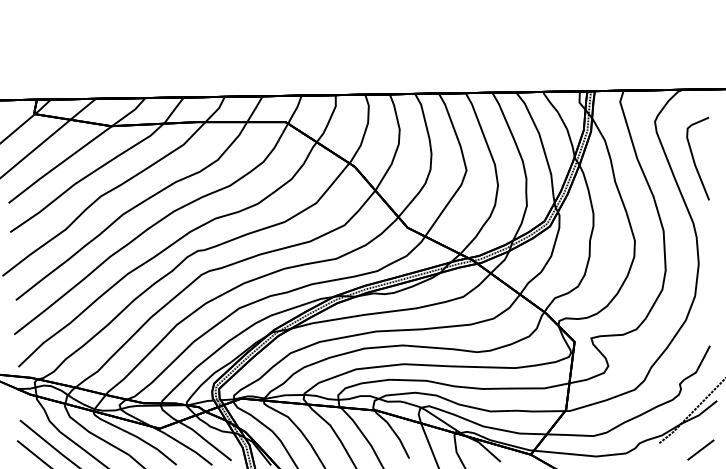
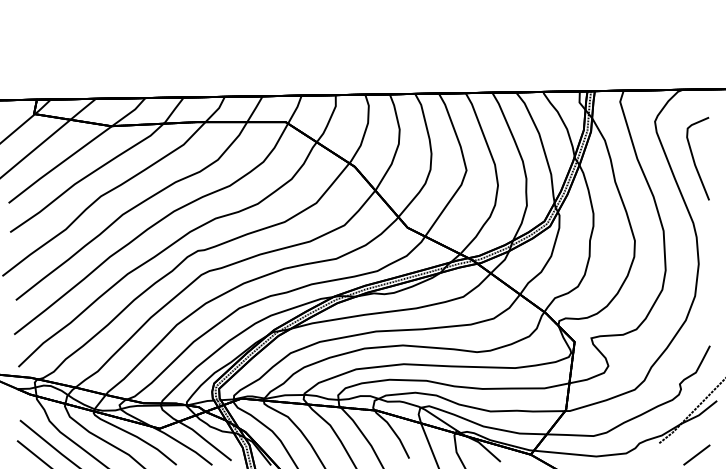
line position: (700, 449) -> (696, 454) (696, 454)
